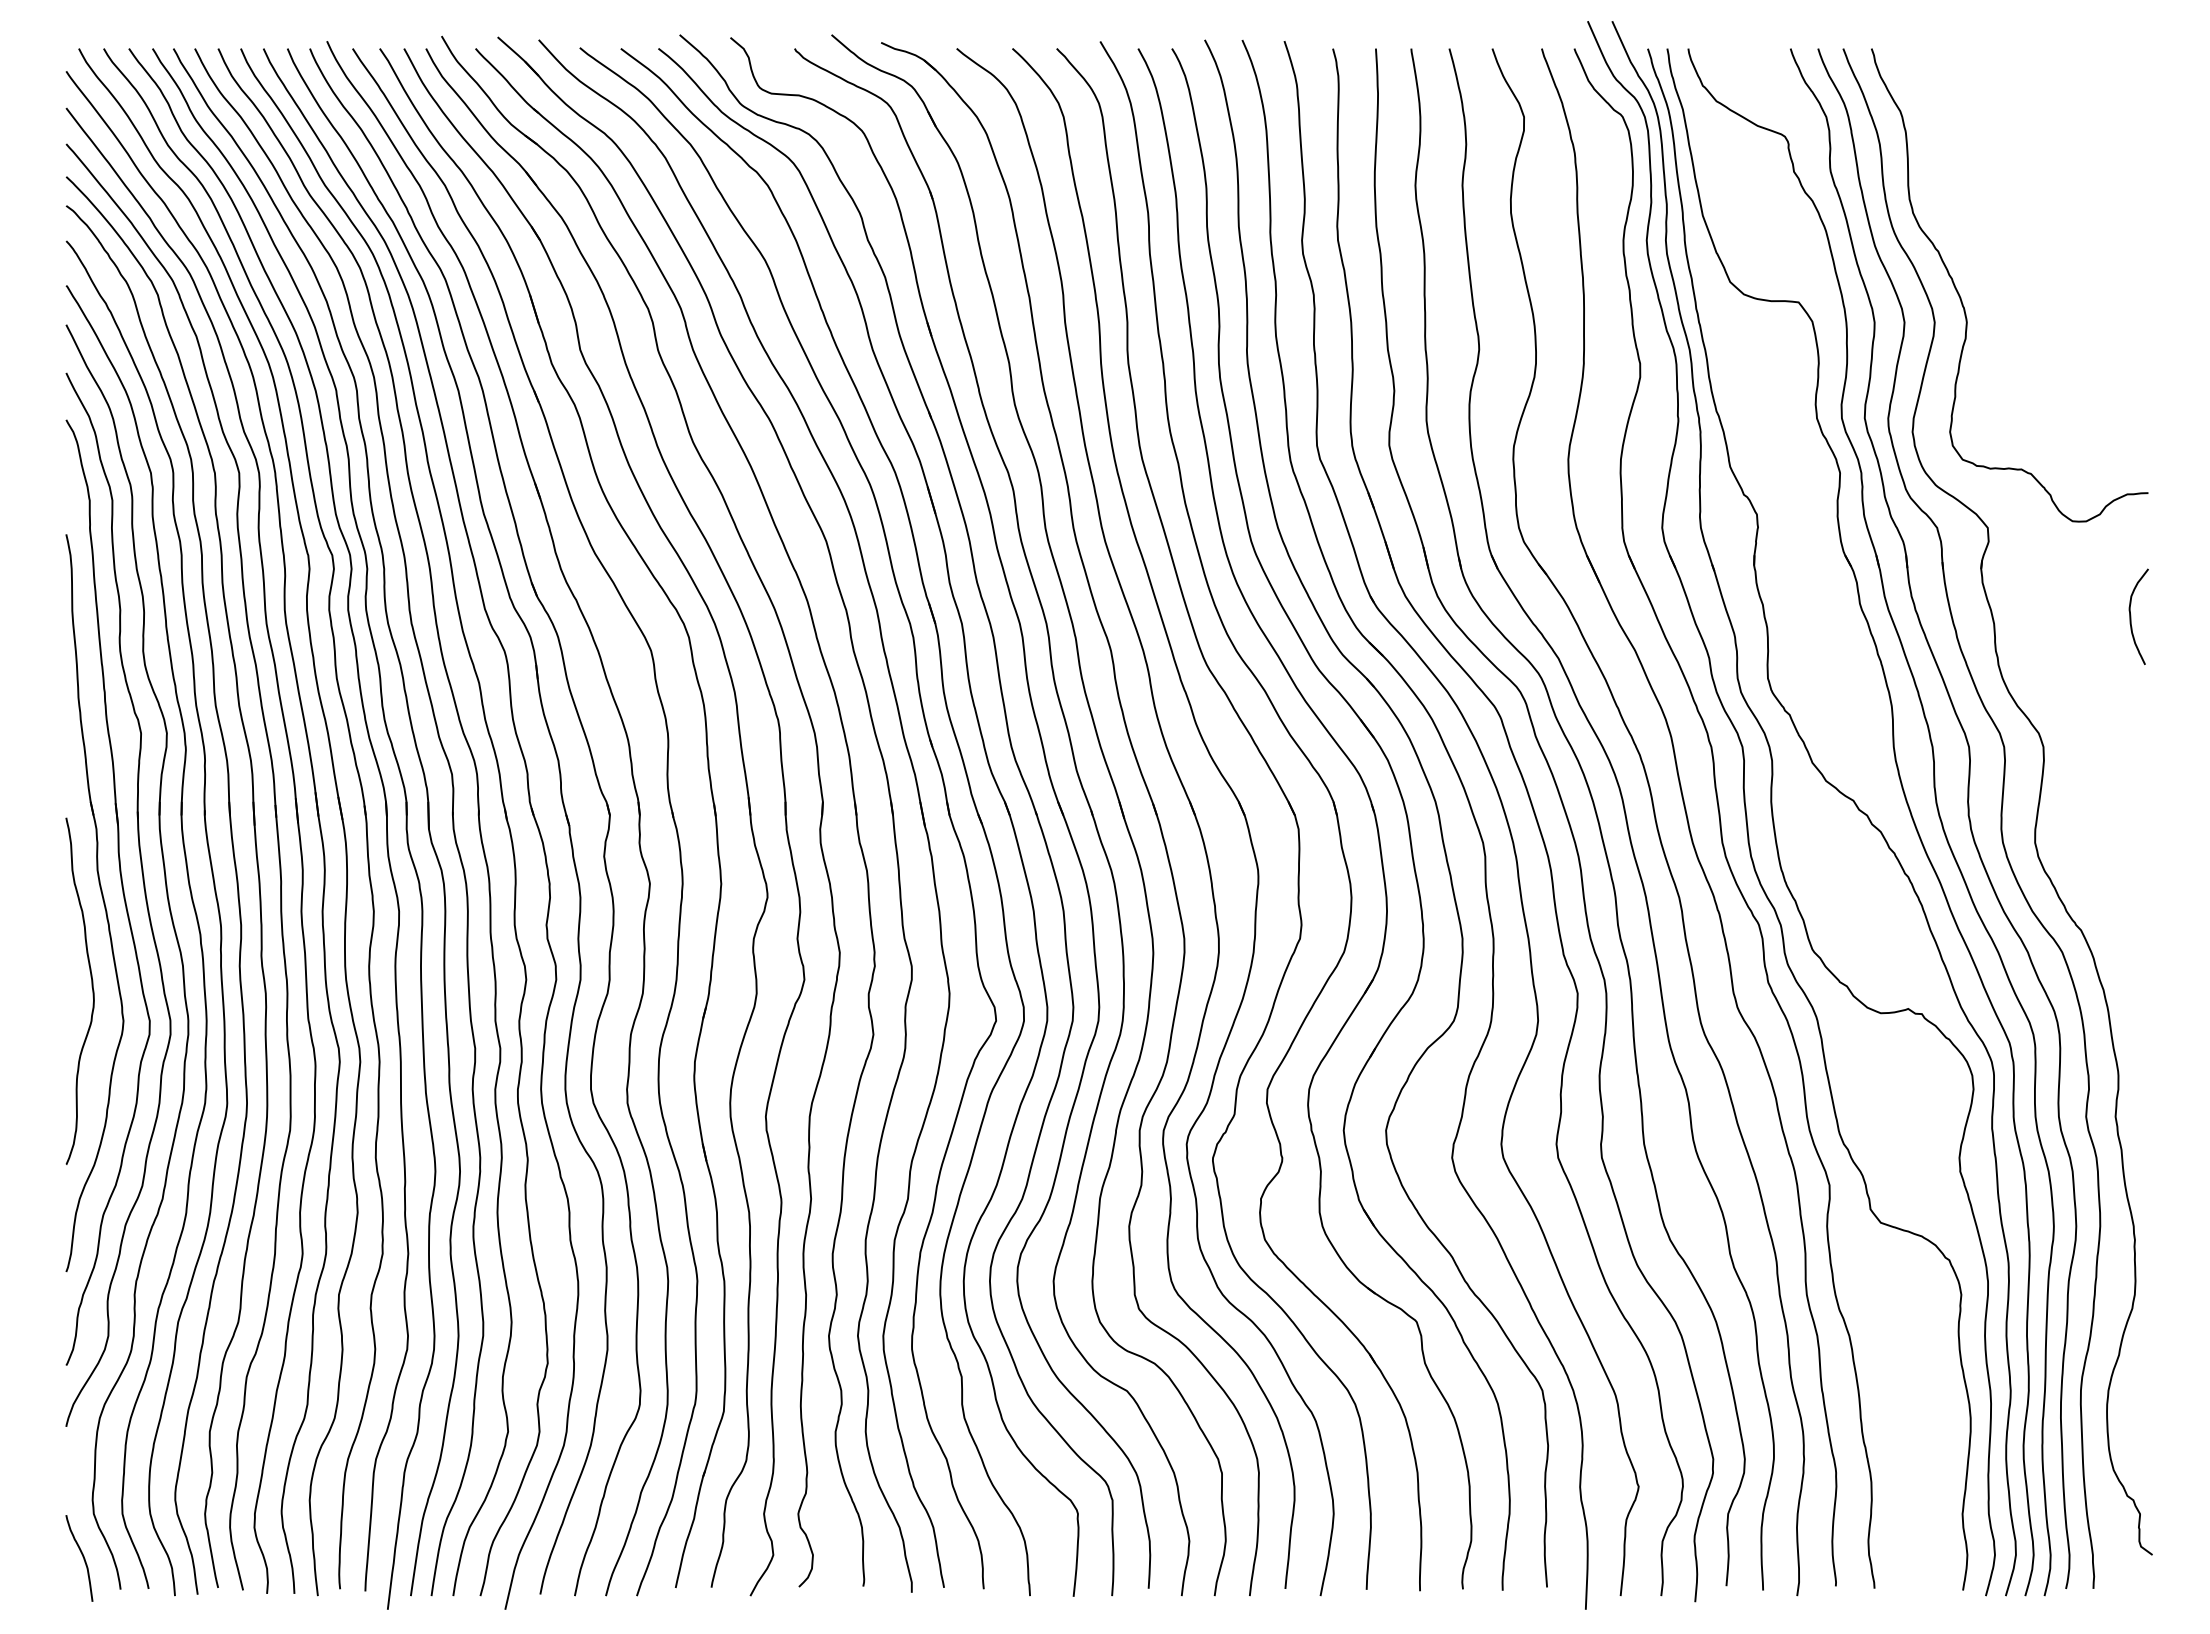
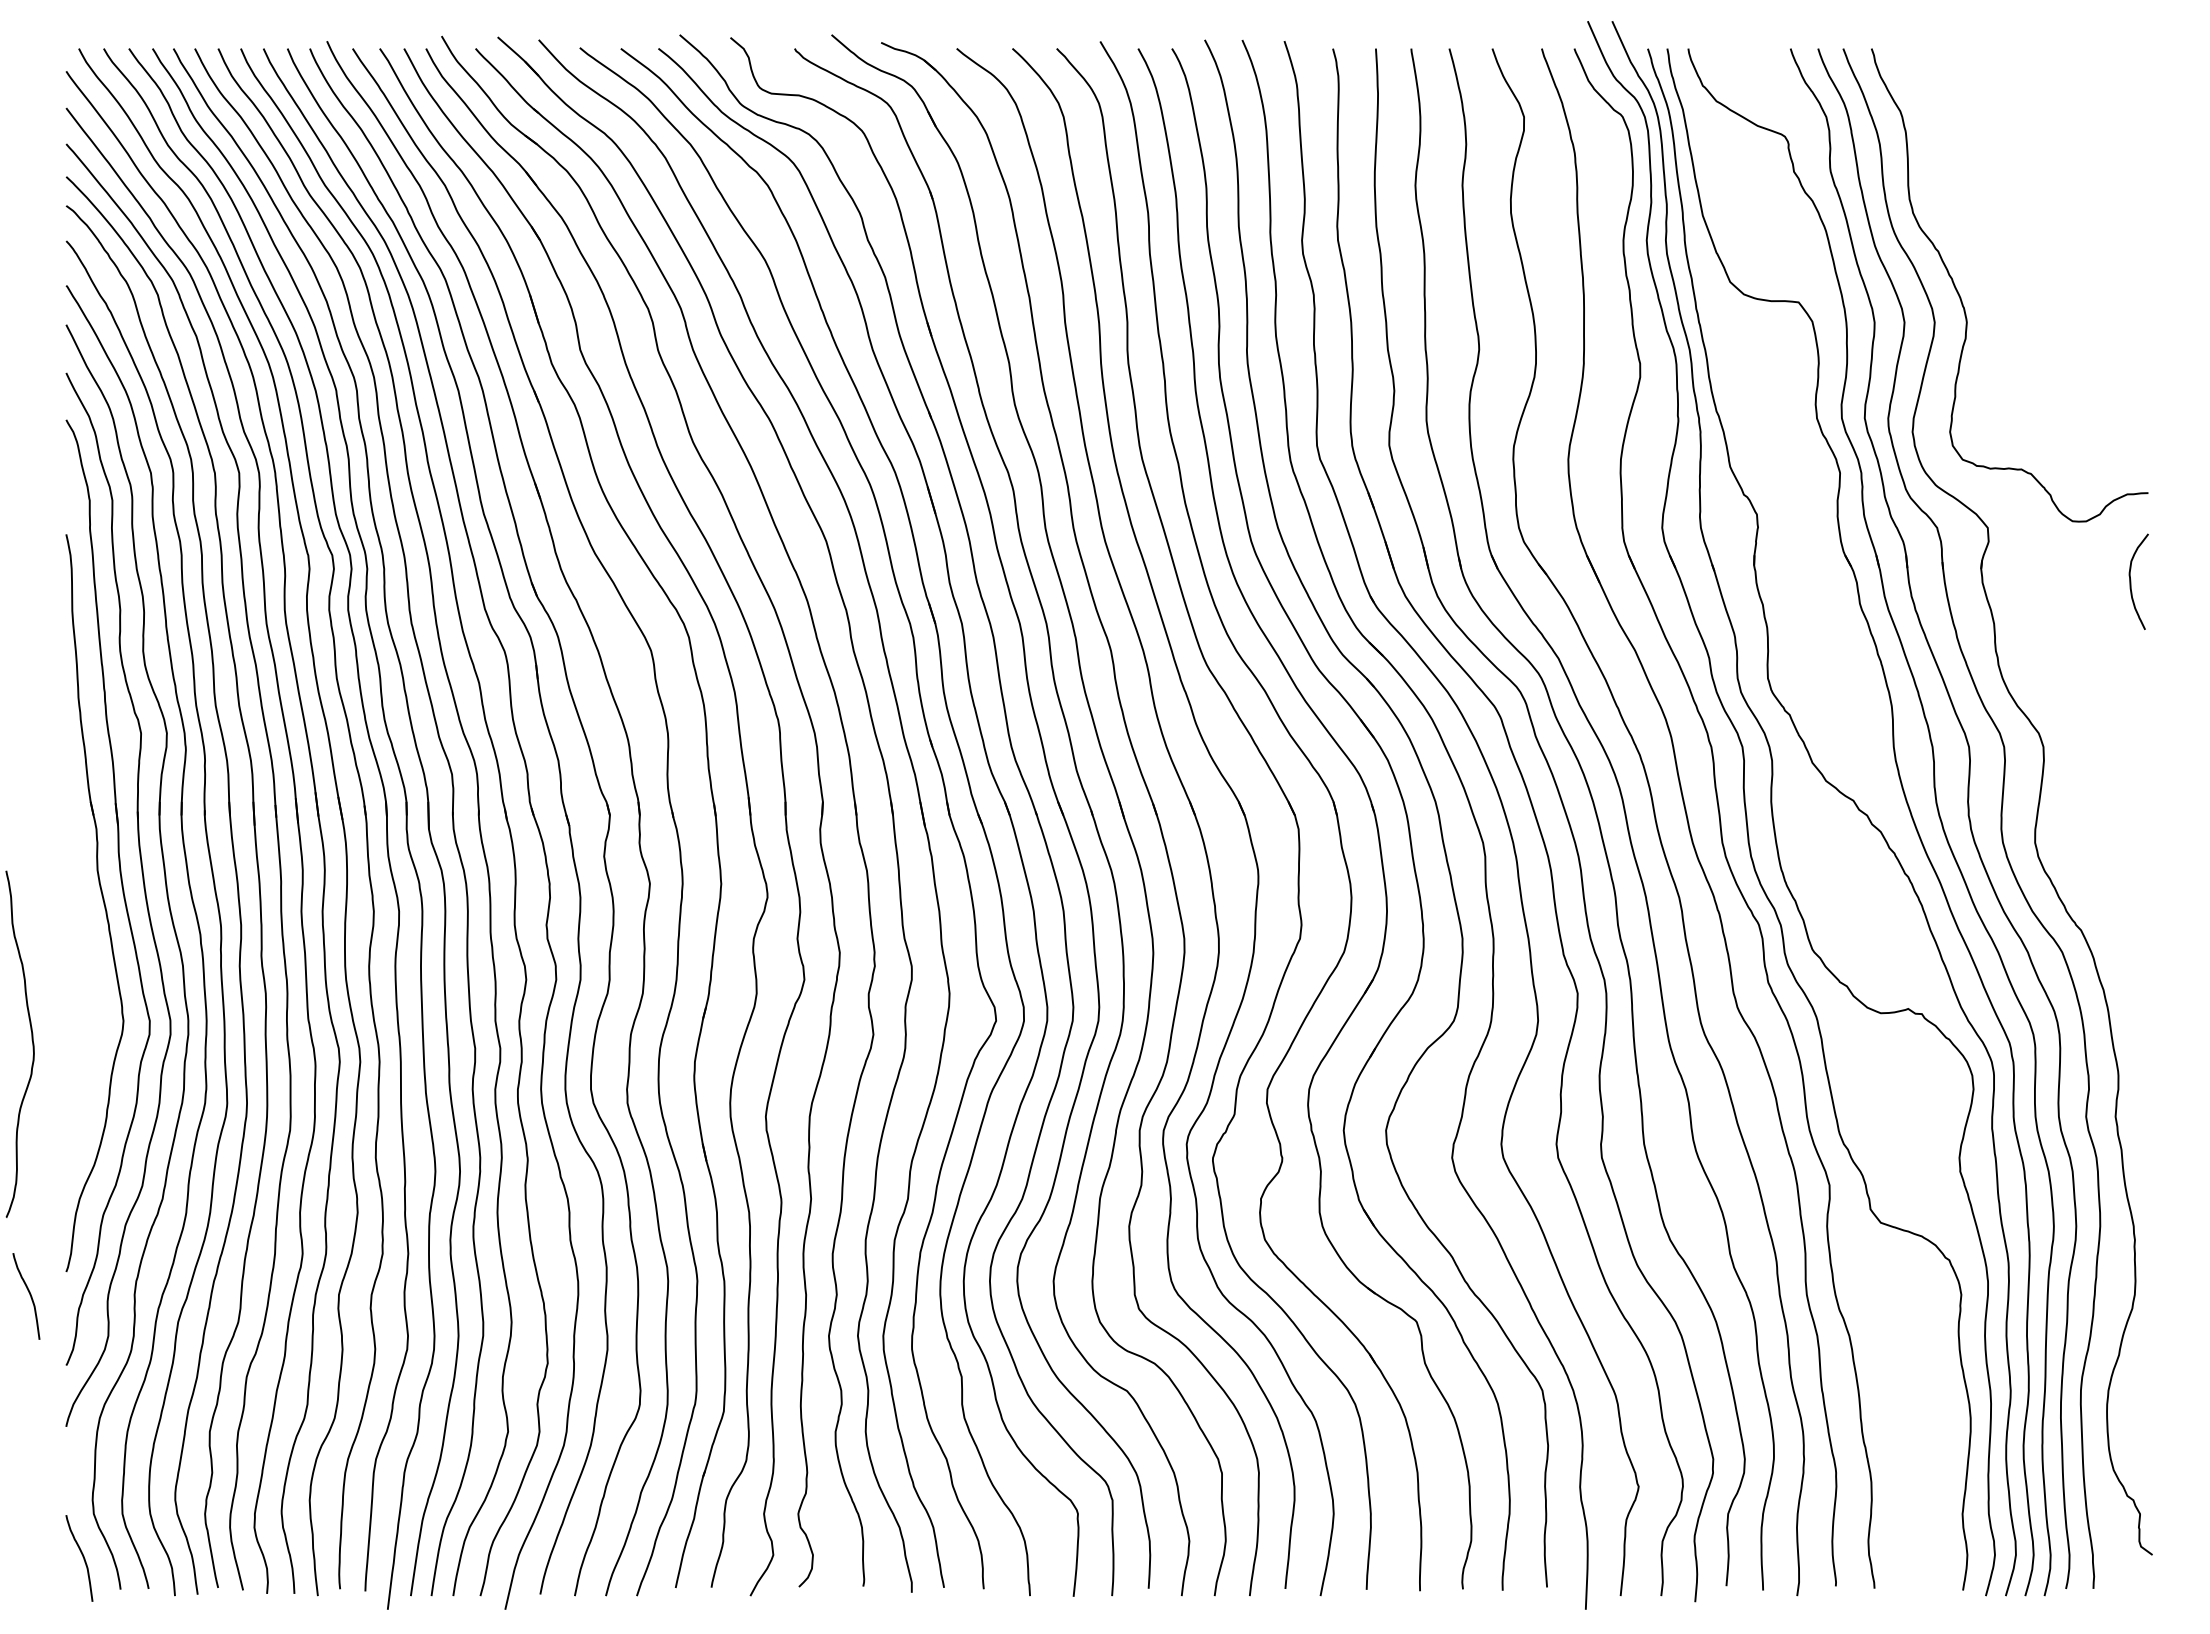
curve position: (2131, 616) -> (2131, 581) (2131, 581)
curve position: (91, 987) -> (31, 1040) (31, 1040)
curve: none -> present (29, 1295)
